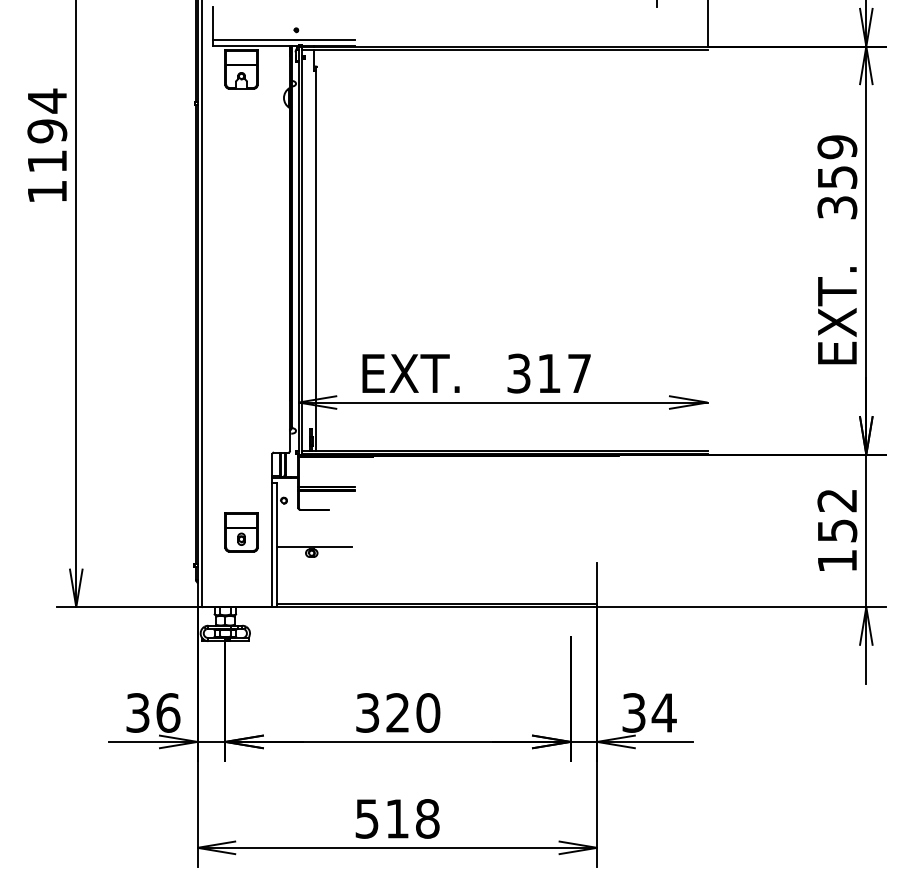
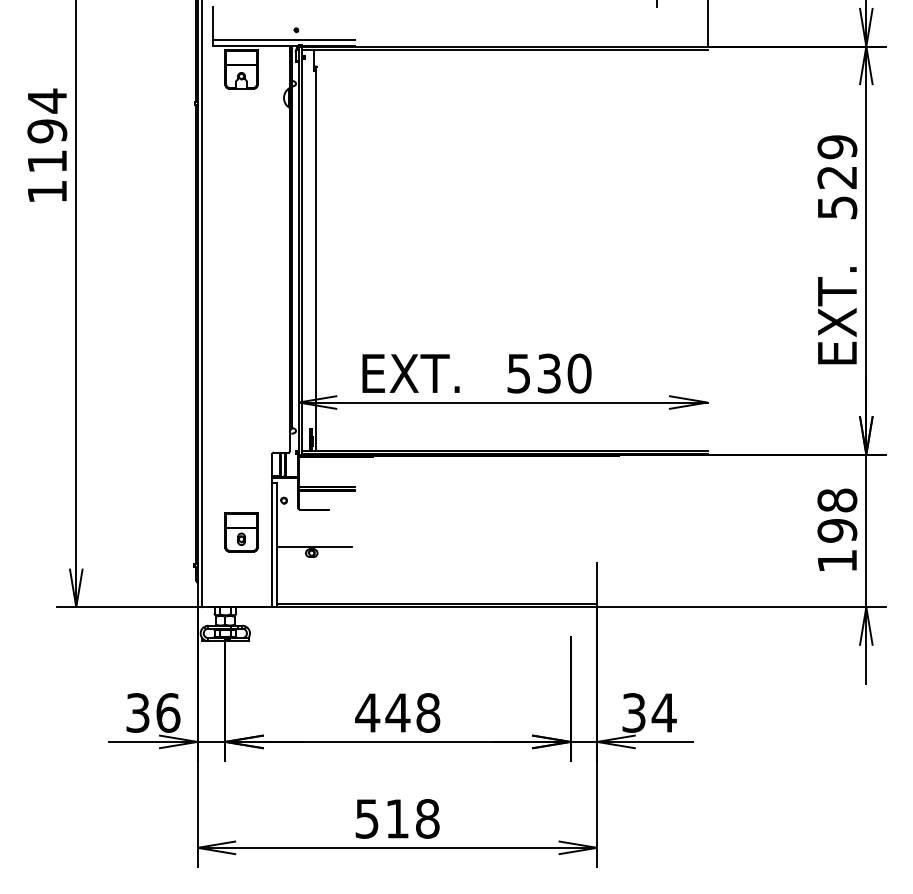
text: 359 -> 529 (837, 192)
text: 317 -> 530 (549, 373)
text: 152 -> 198 (837, 515)
text: 320 -> 448 (397, 712)
